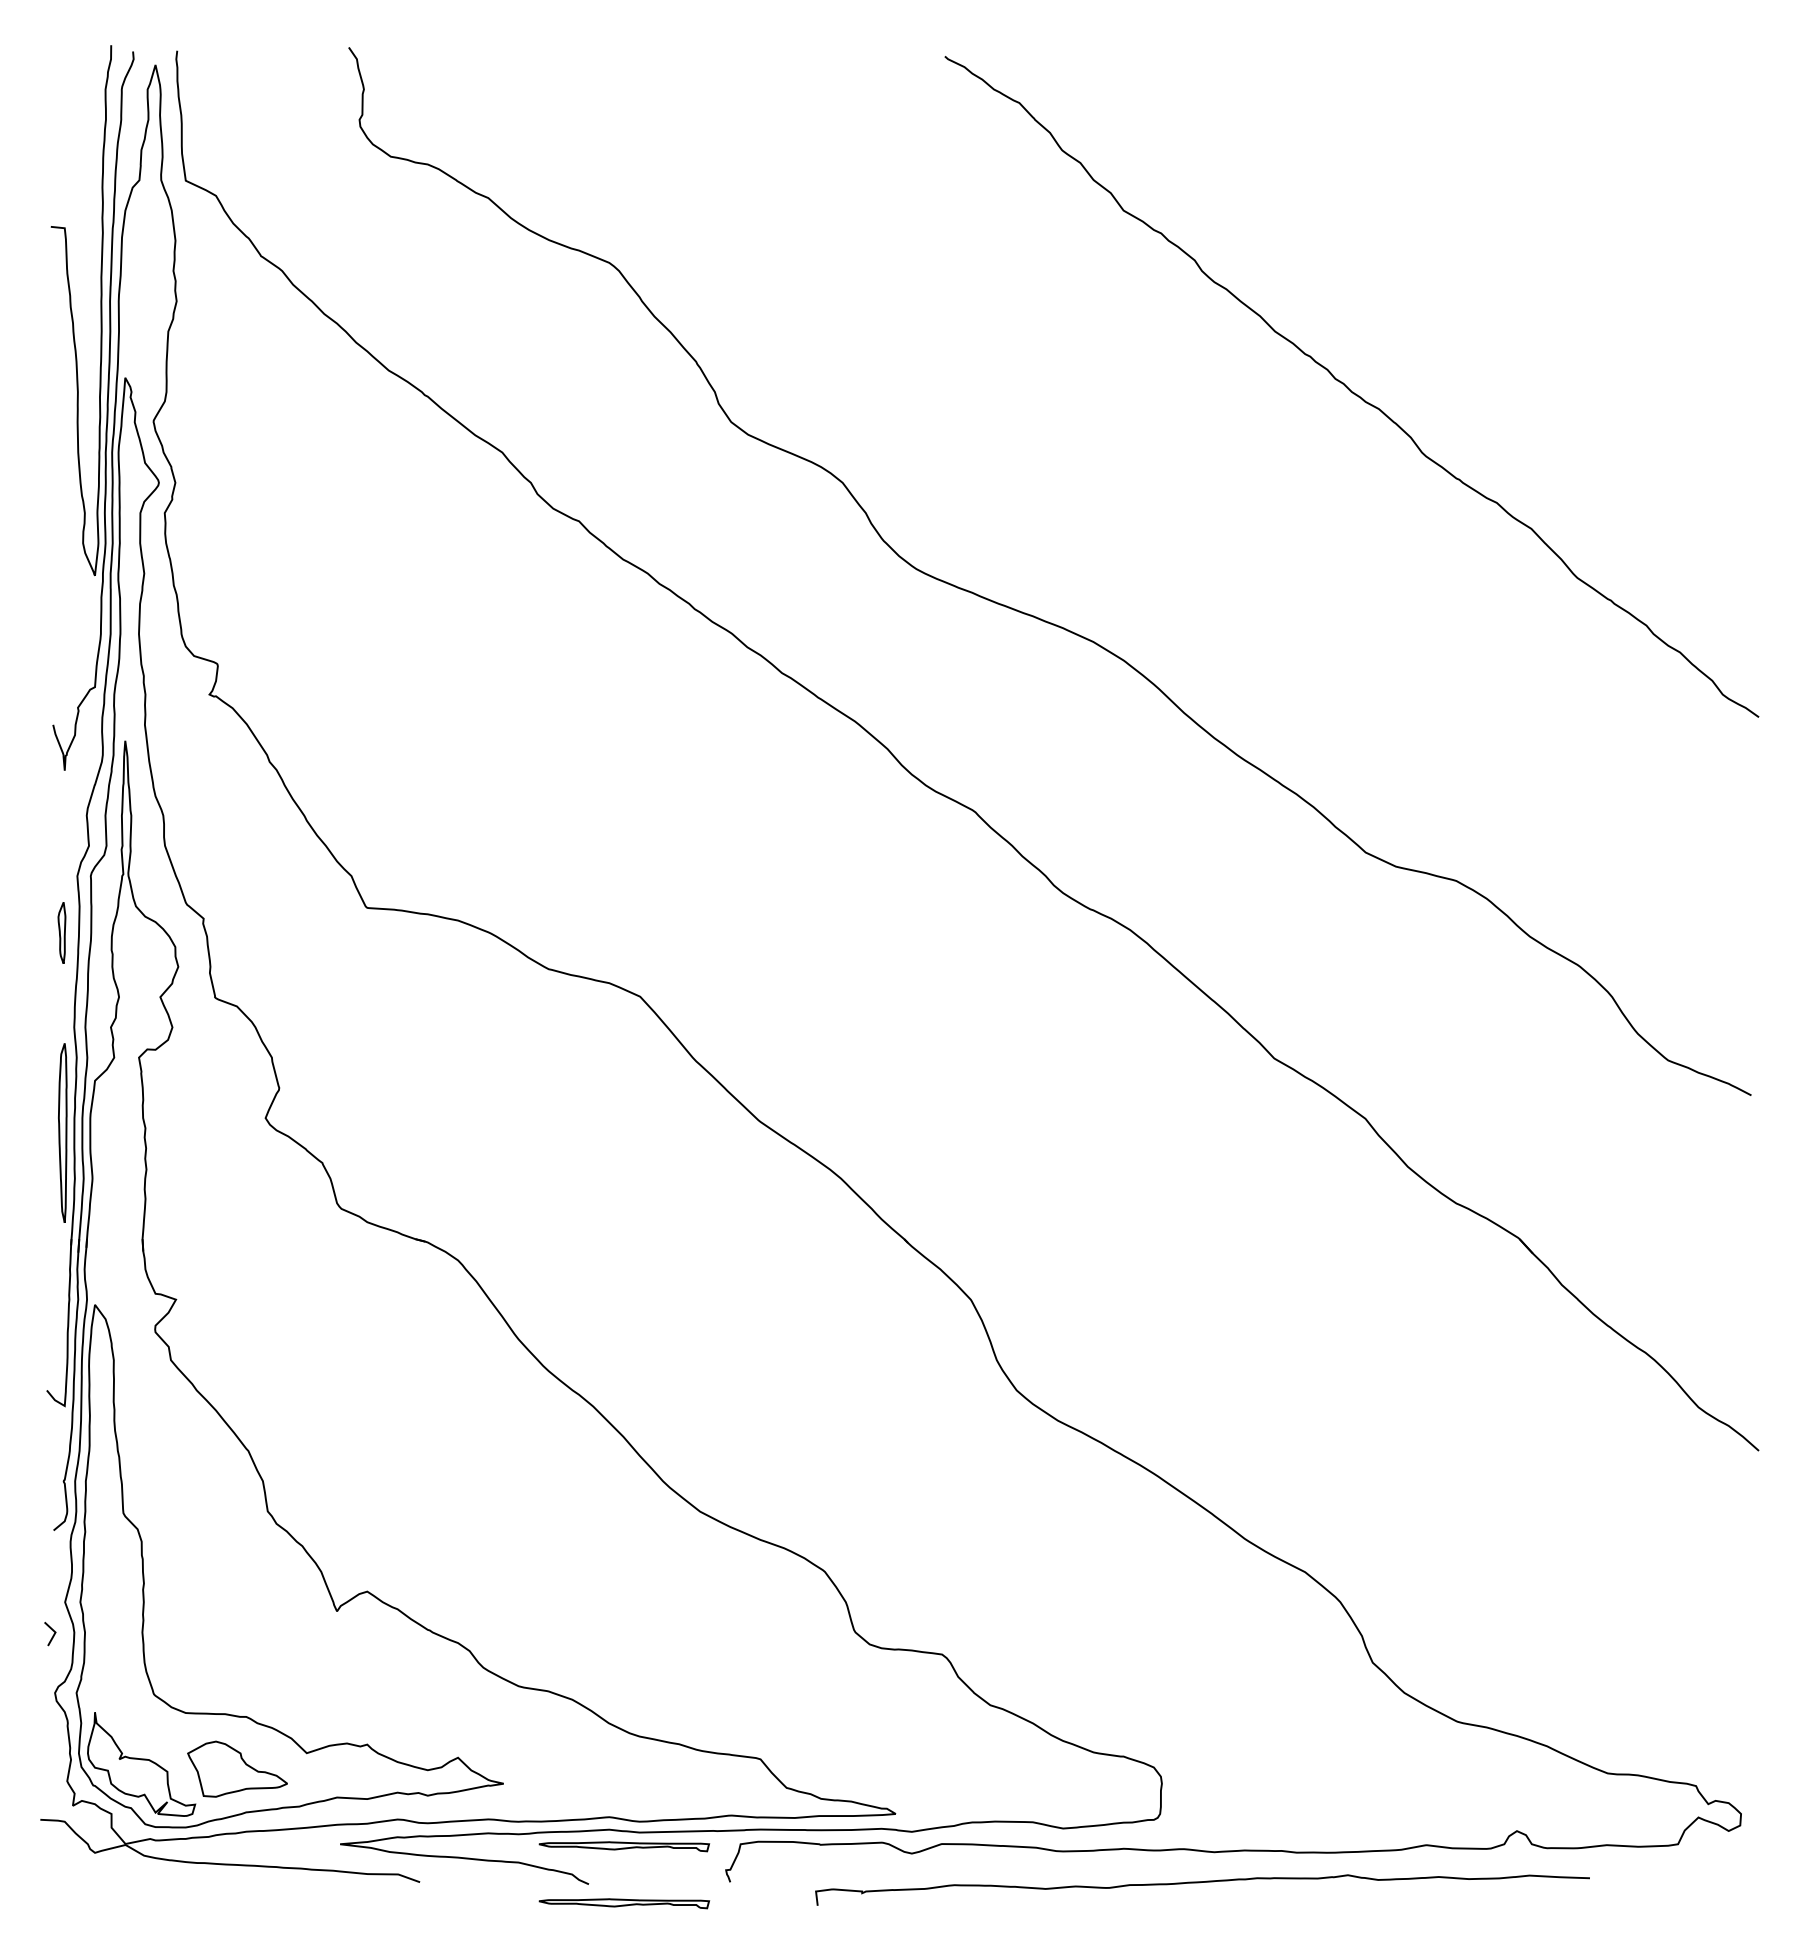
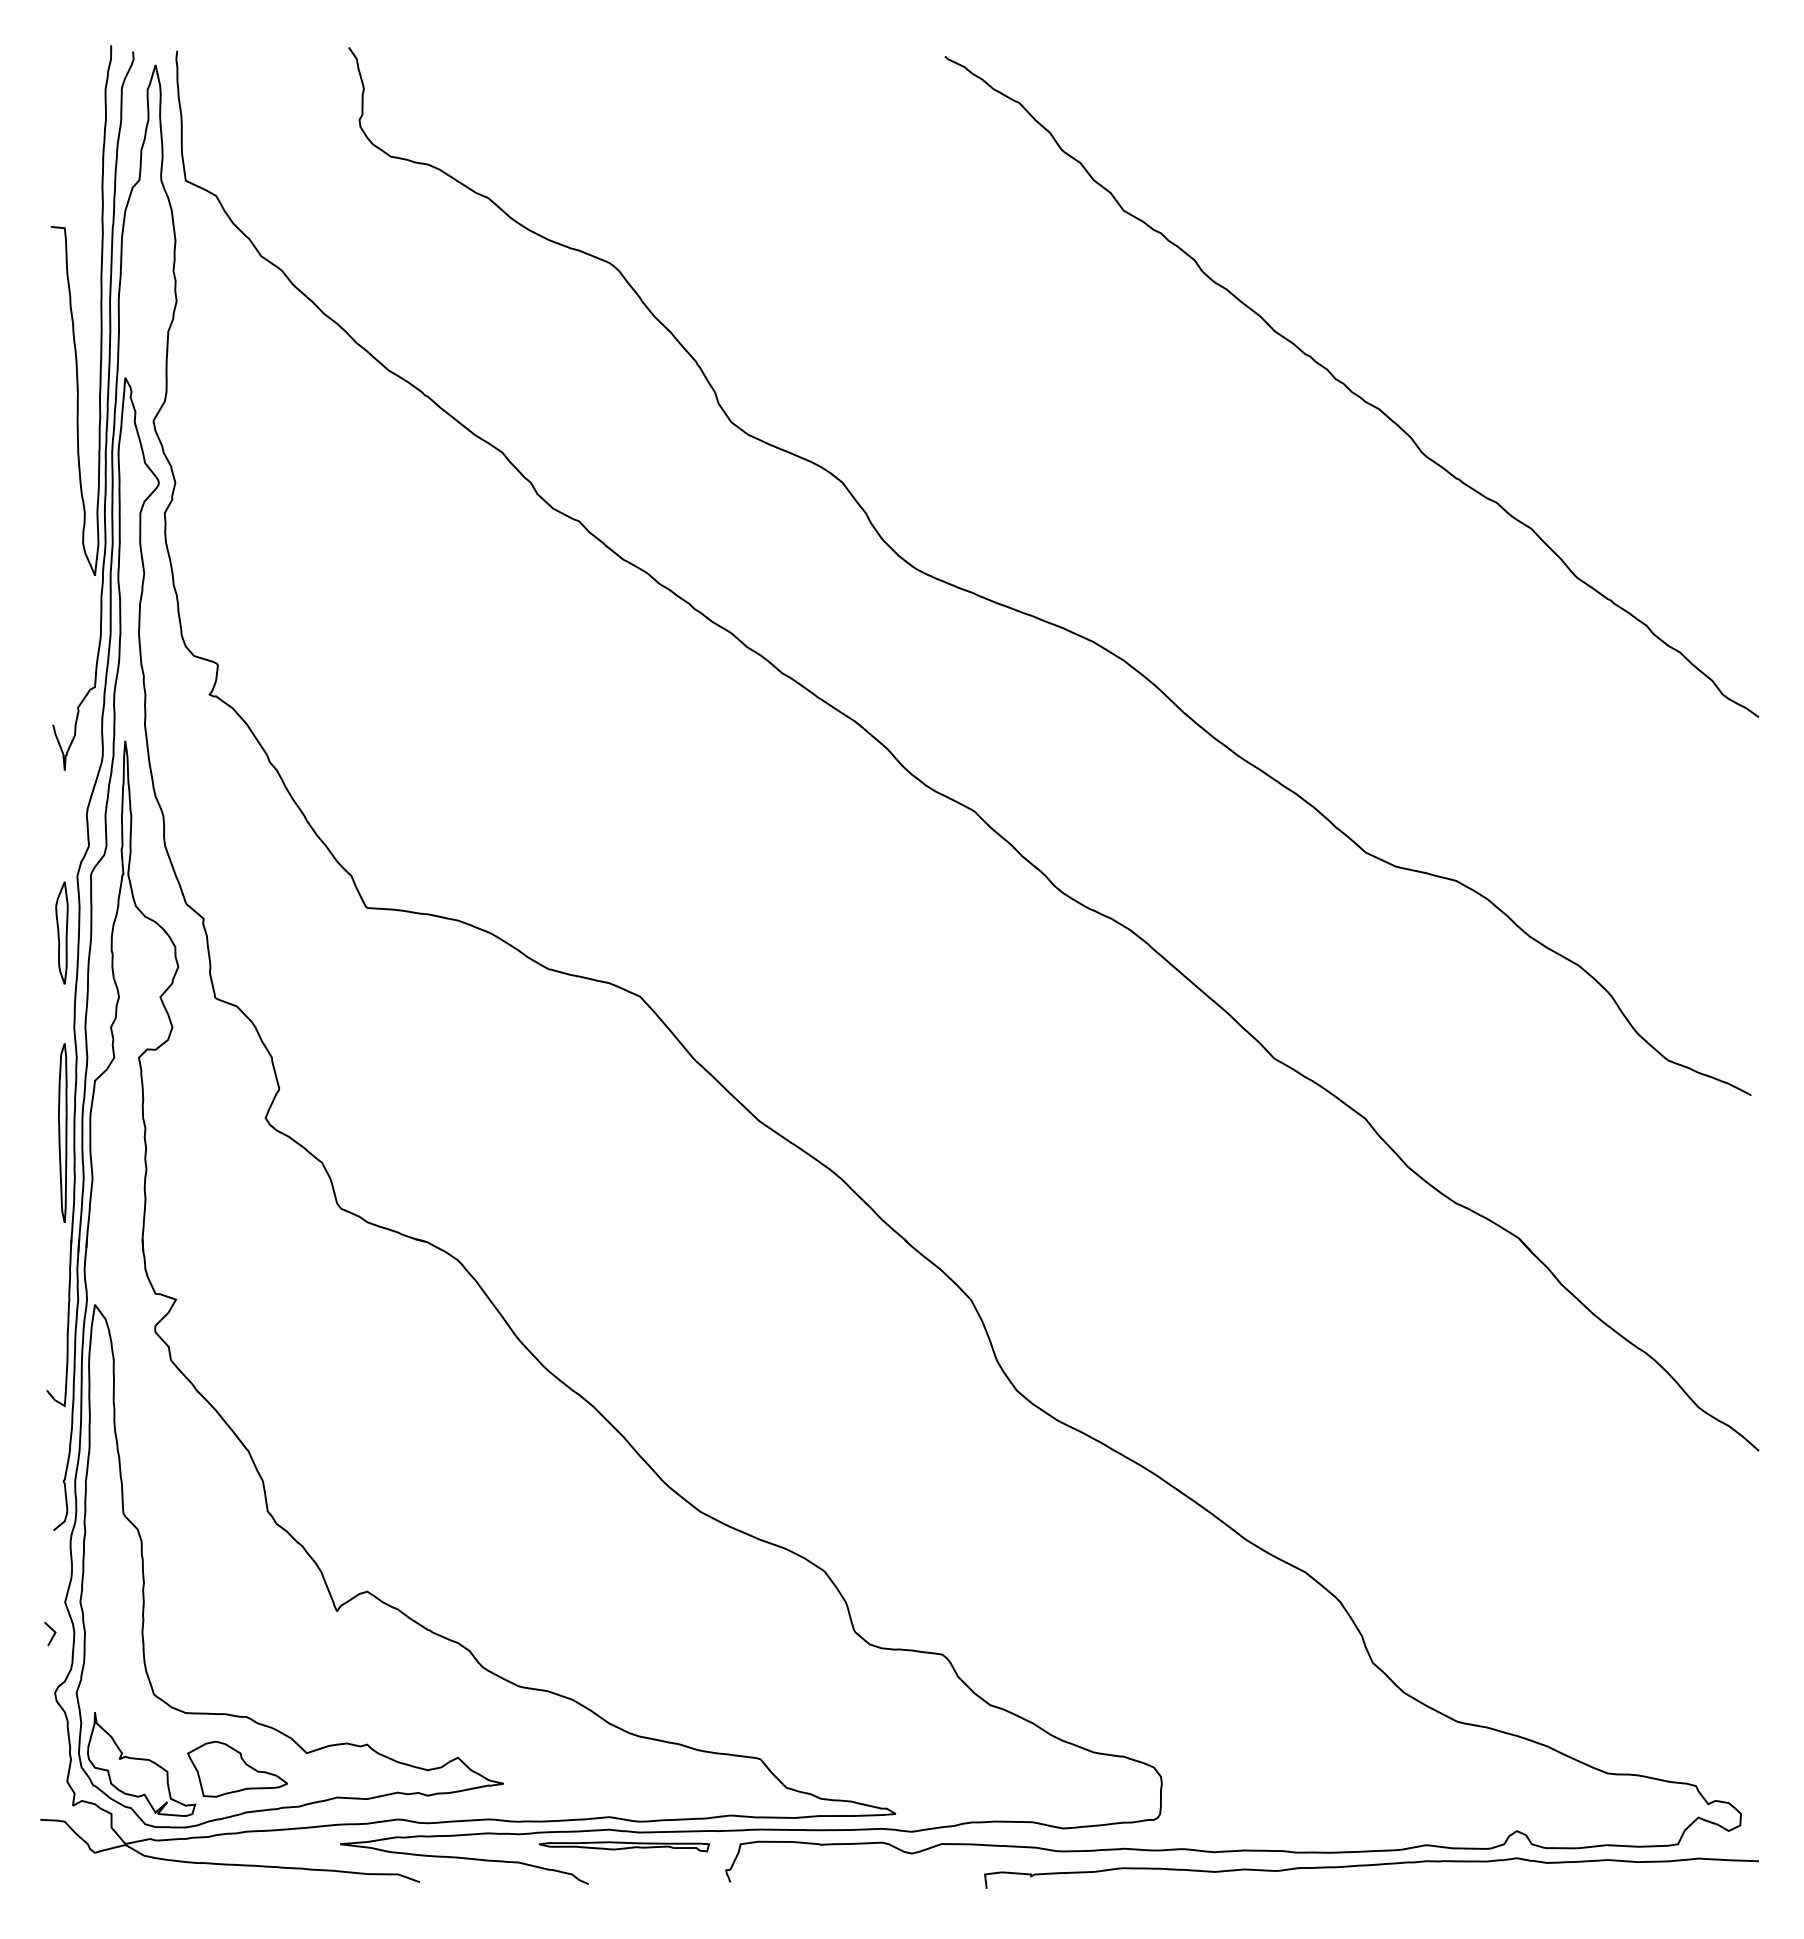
part size: 10x62 px -> 14x104 px (61, 932)
curve position: (1200, 1883) -> (1369, 1866) (1369, 1866)
part: present -> none (624, 1903)
